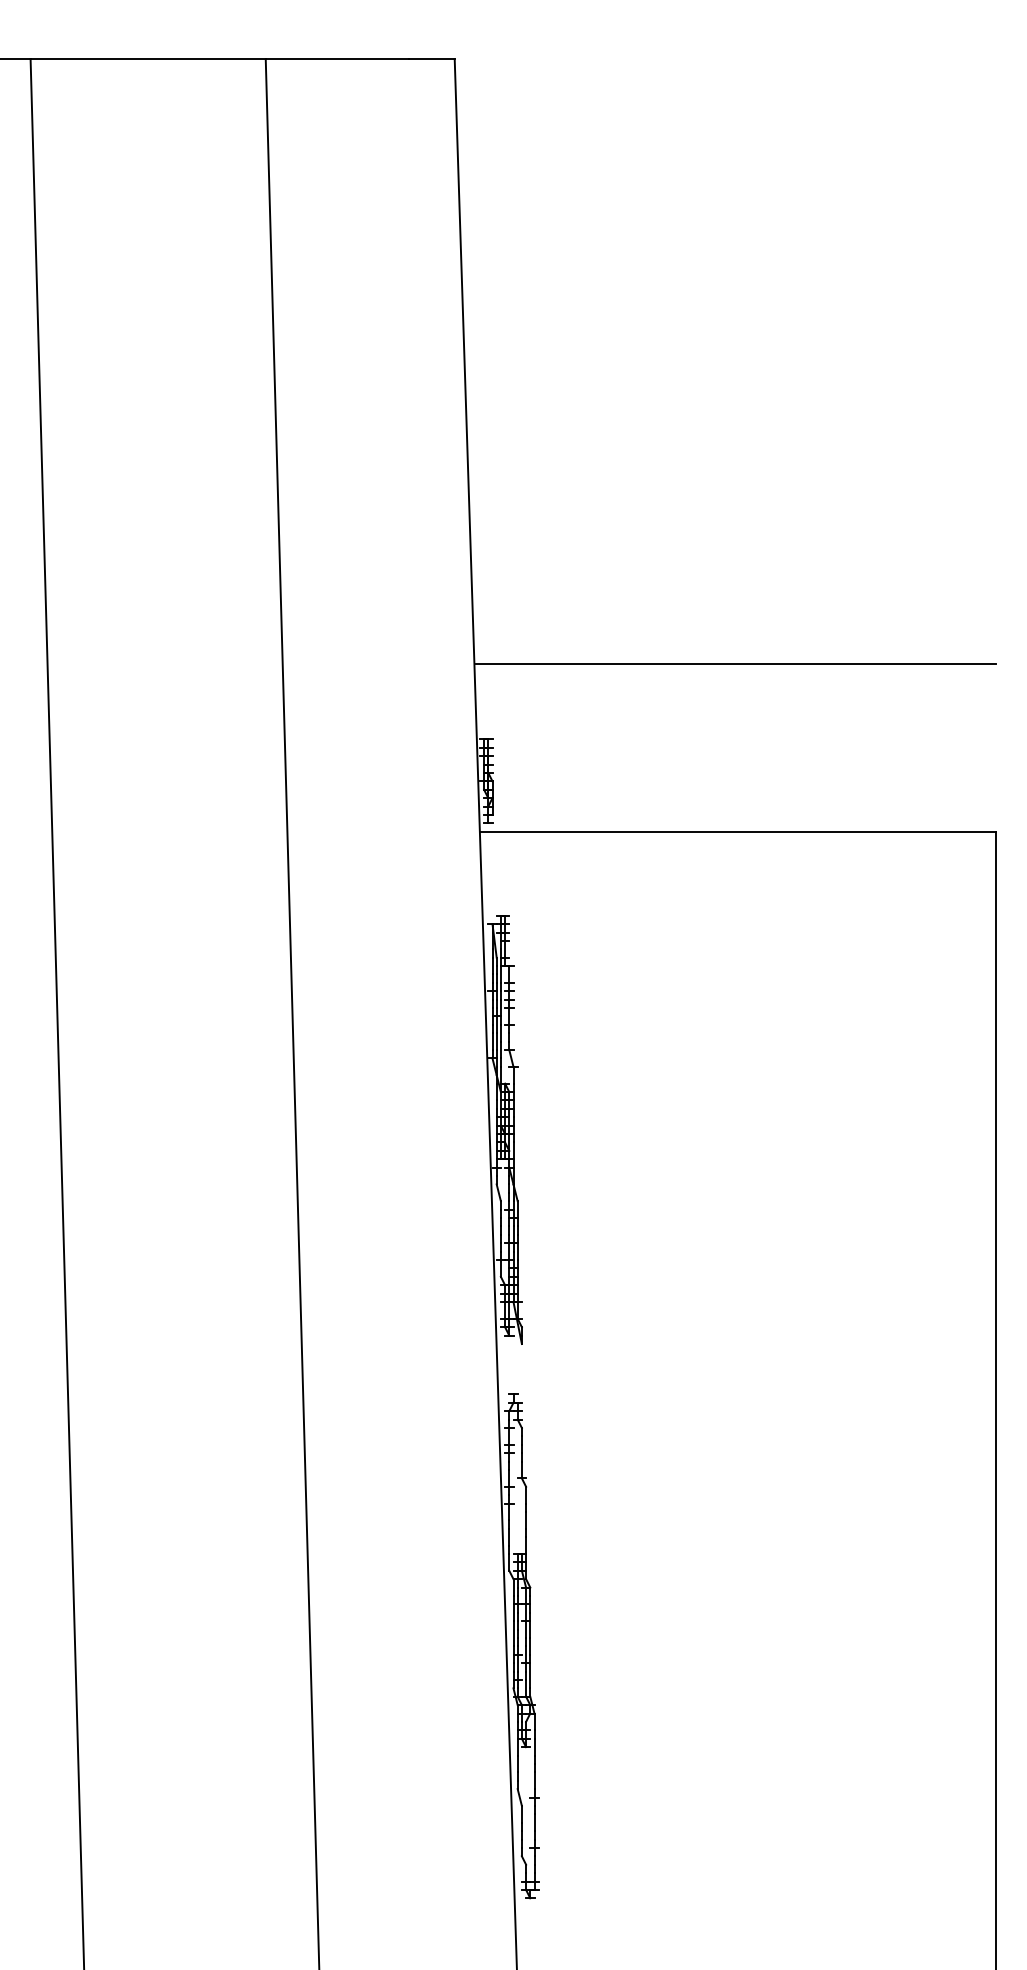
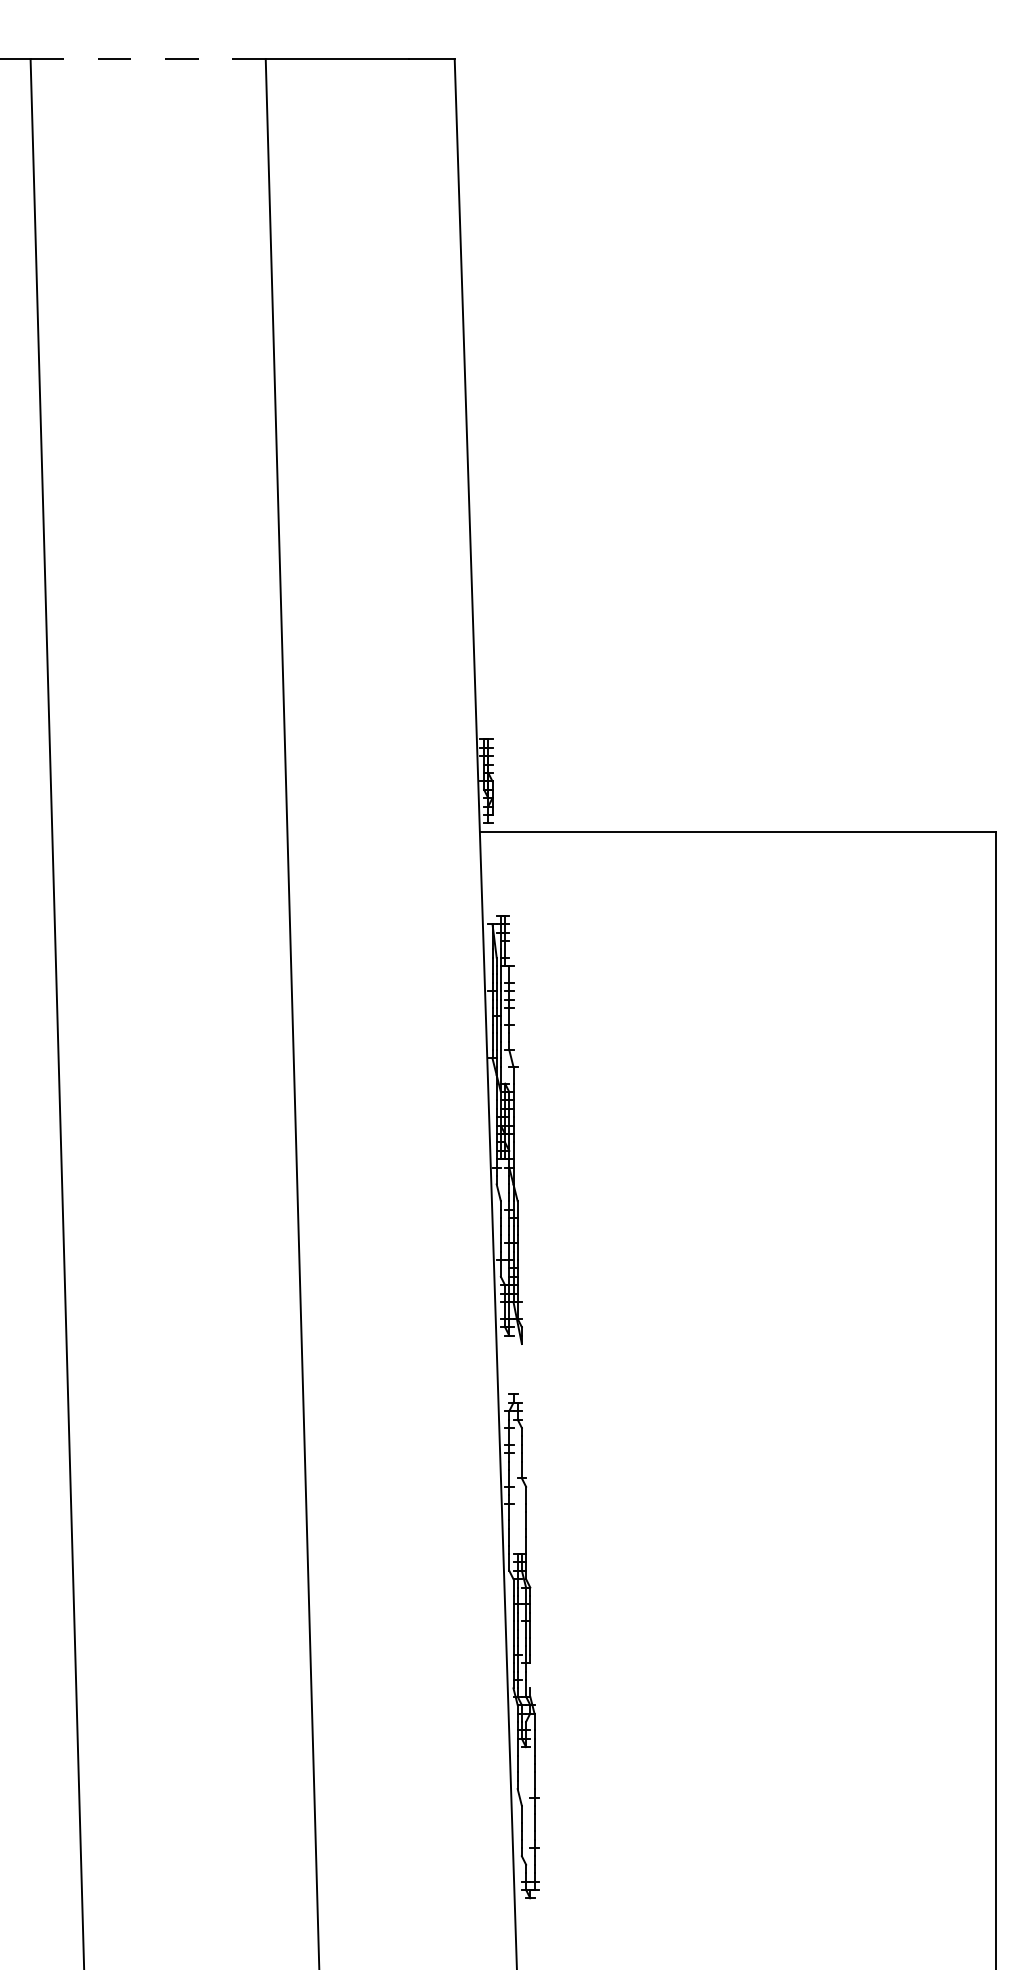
line: solid -> dashed (148, 59)
line: present -> none (735, 663)
line: present -> none (530, 1675)
